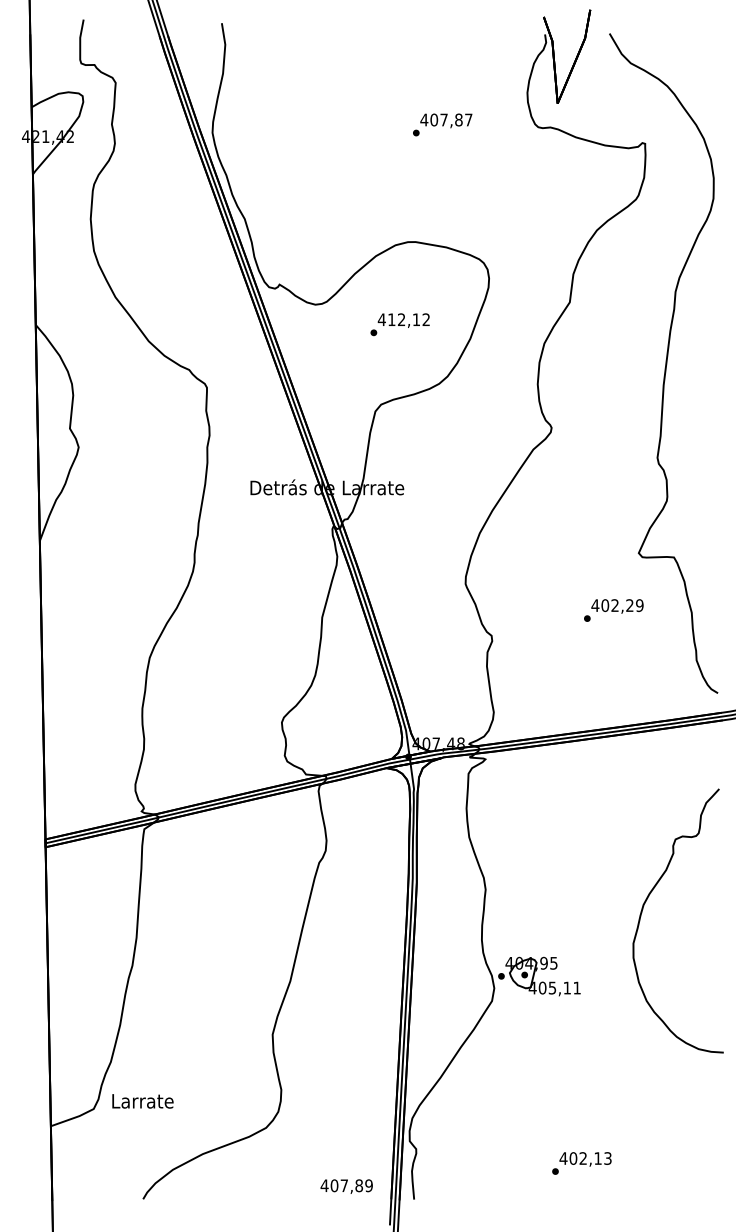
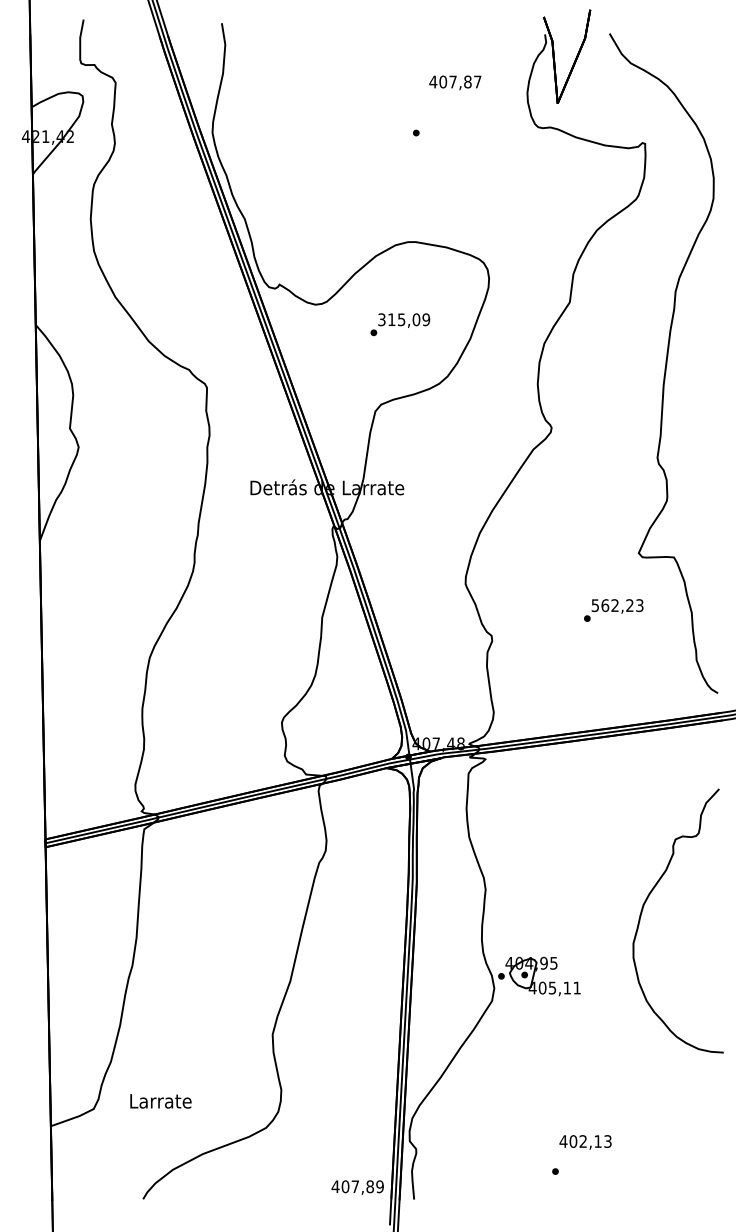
text position: (446, 120) -> (455, 82) (455, 82)
text: 412,12 -> 315,09 (403, 319)
text: 402,29 -> 562,23 (617, 605)
text position: (142, 1101) -> (160, 1101) (160, 1101)
text position: (585, 1159) -> (585, 1142) (585, 1142)
text position: (346, 1186) -> (357, 1187) (357, 1187)
